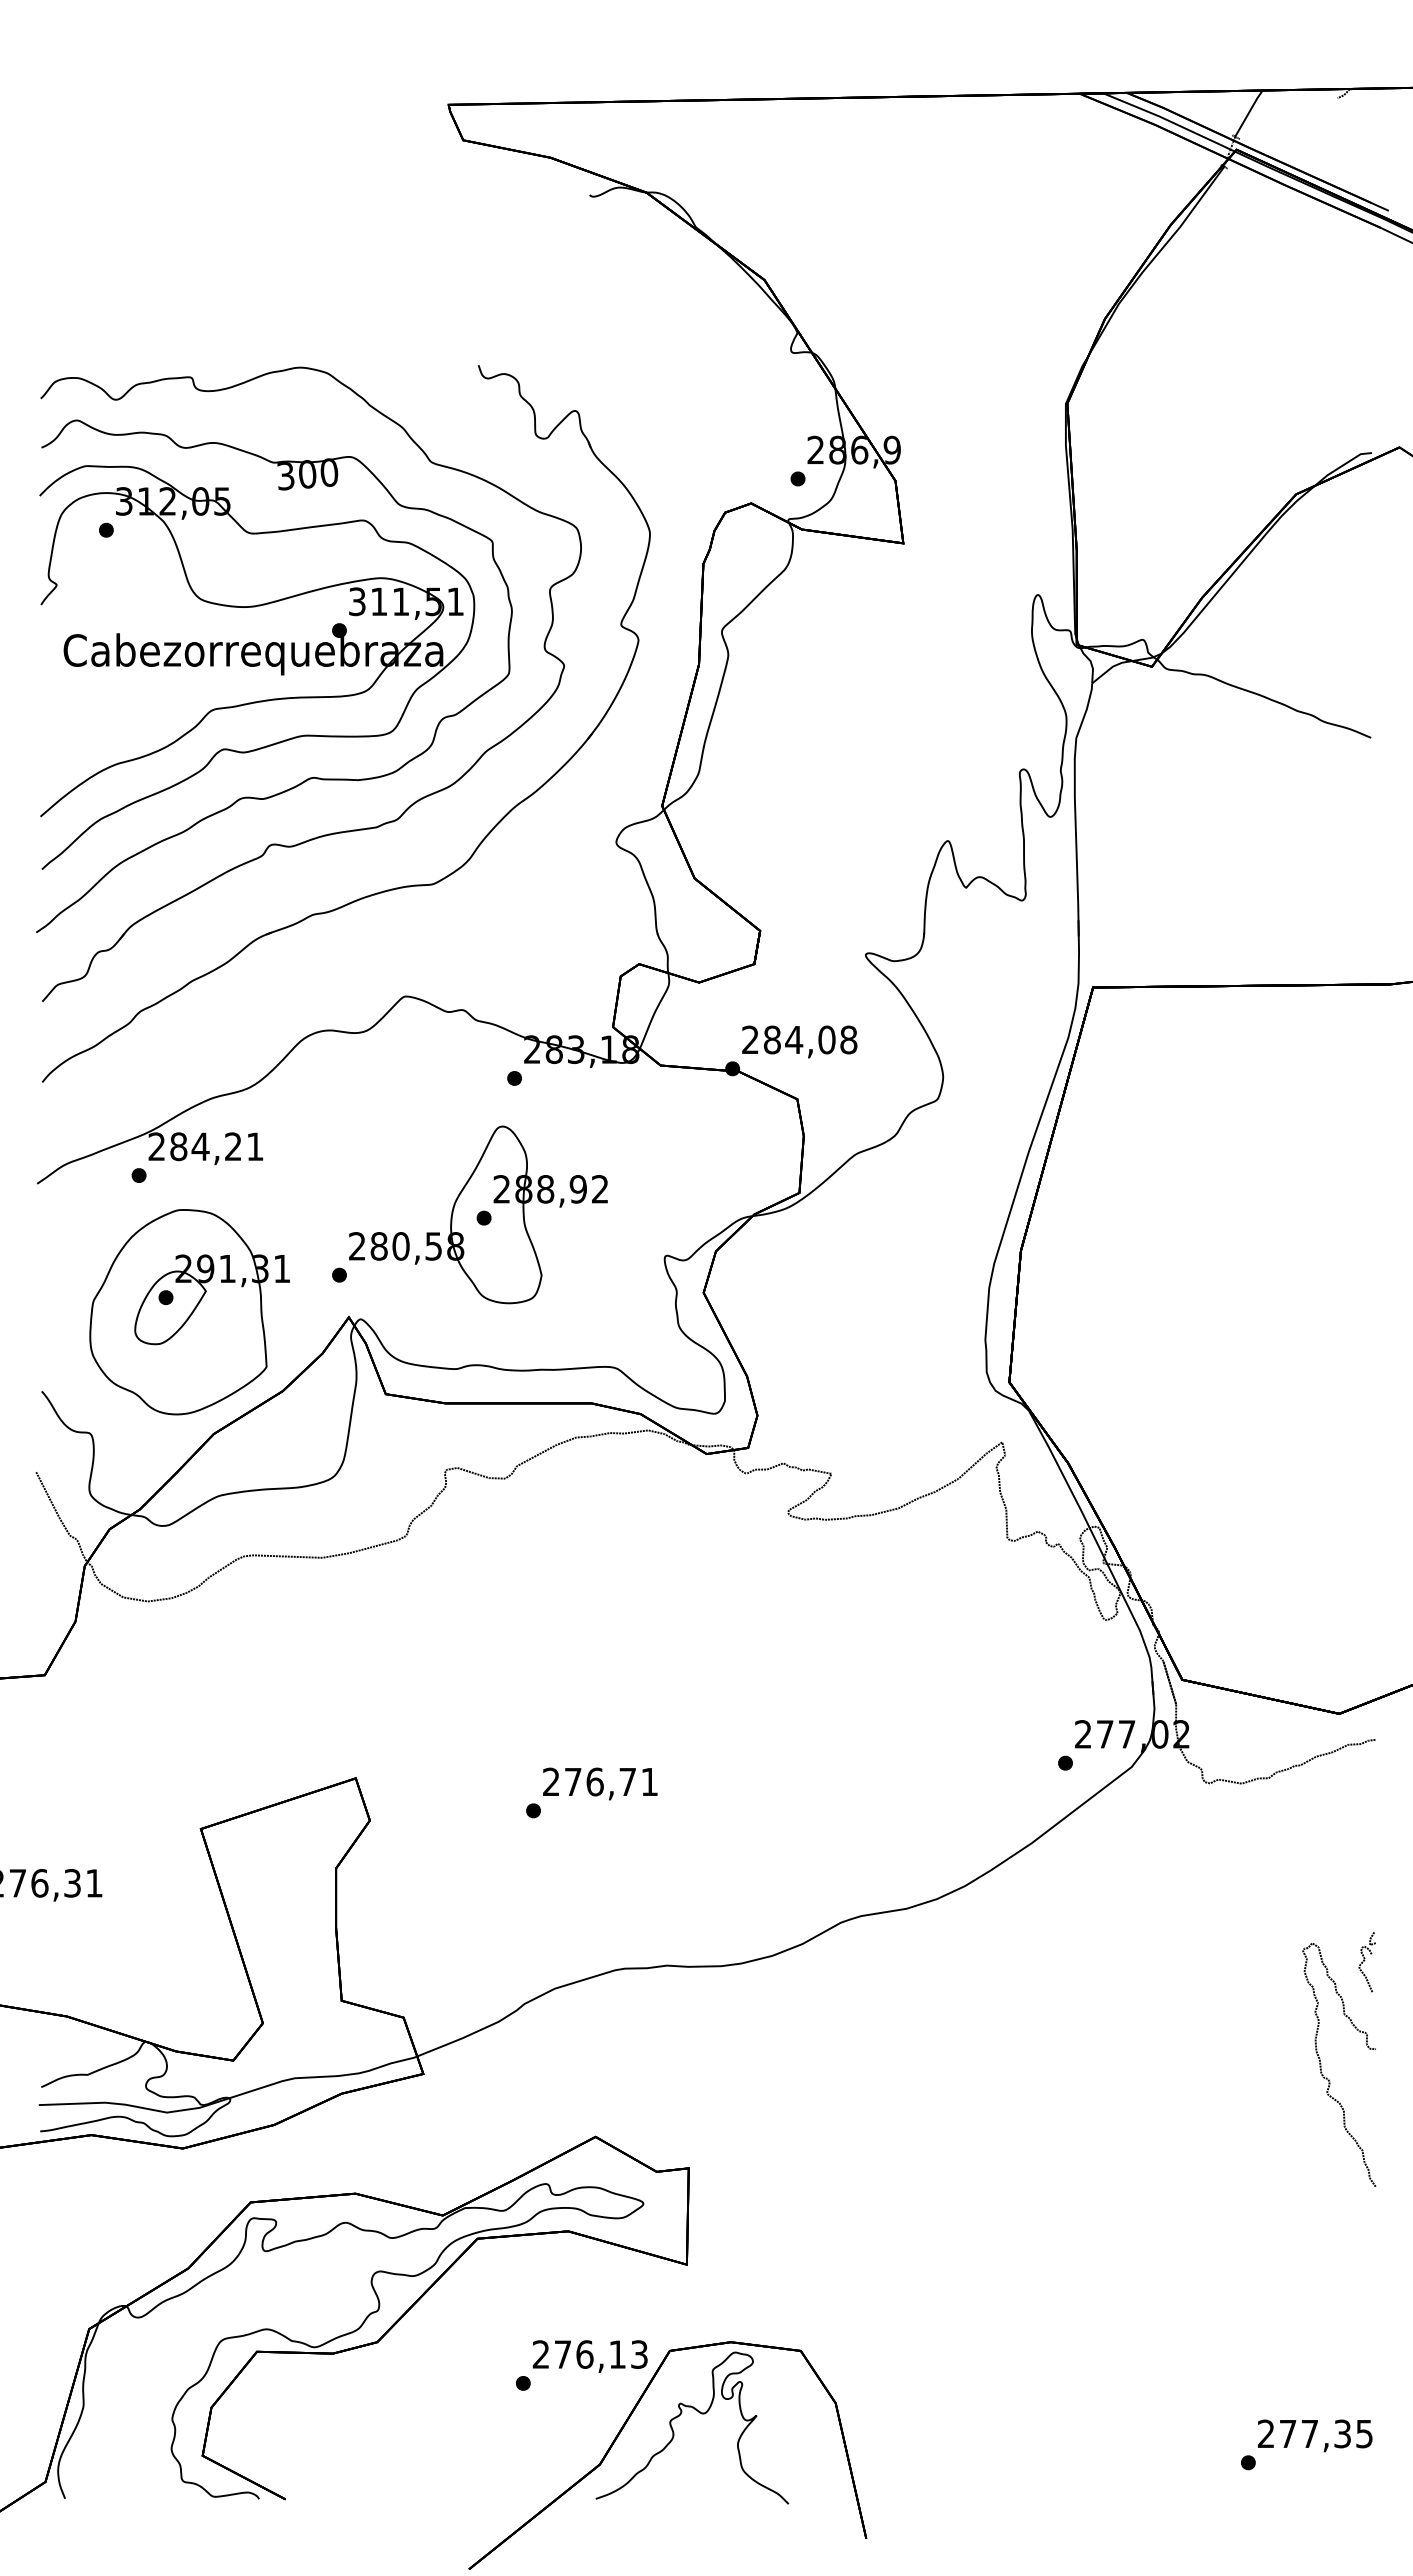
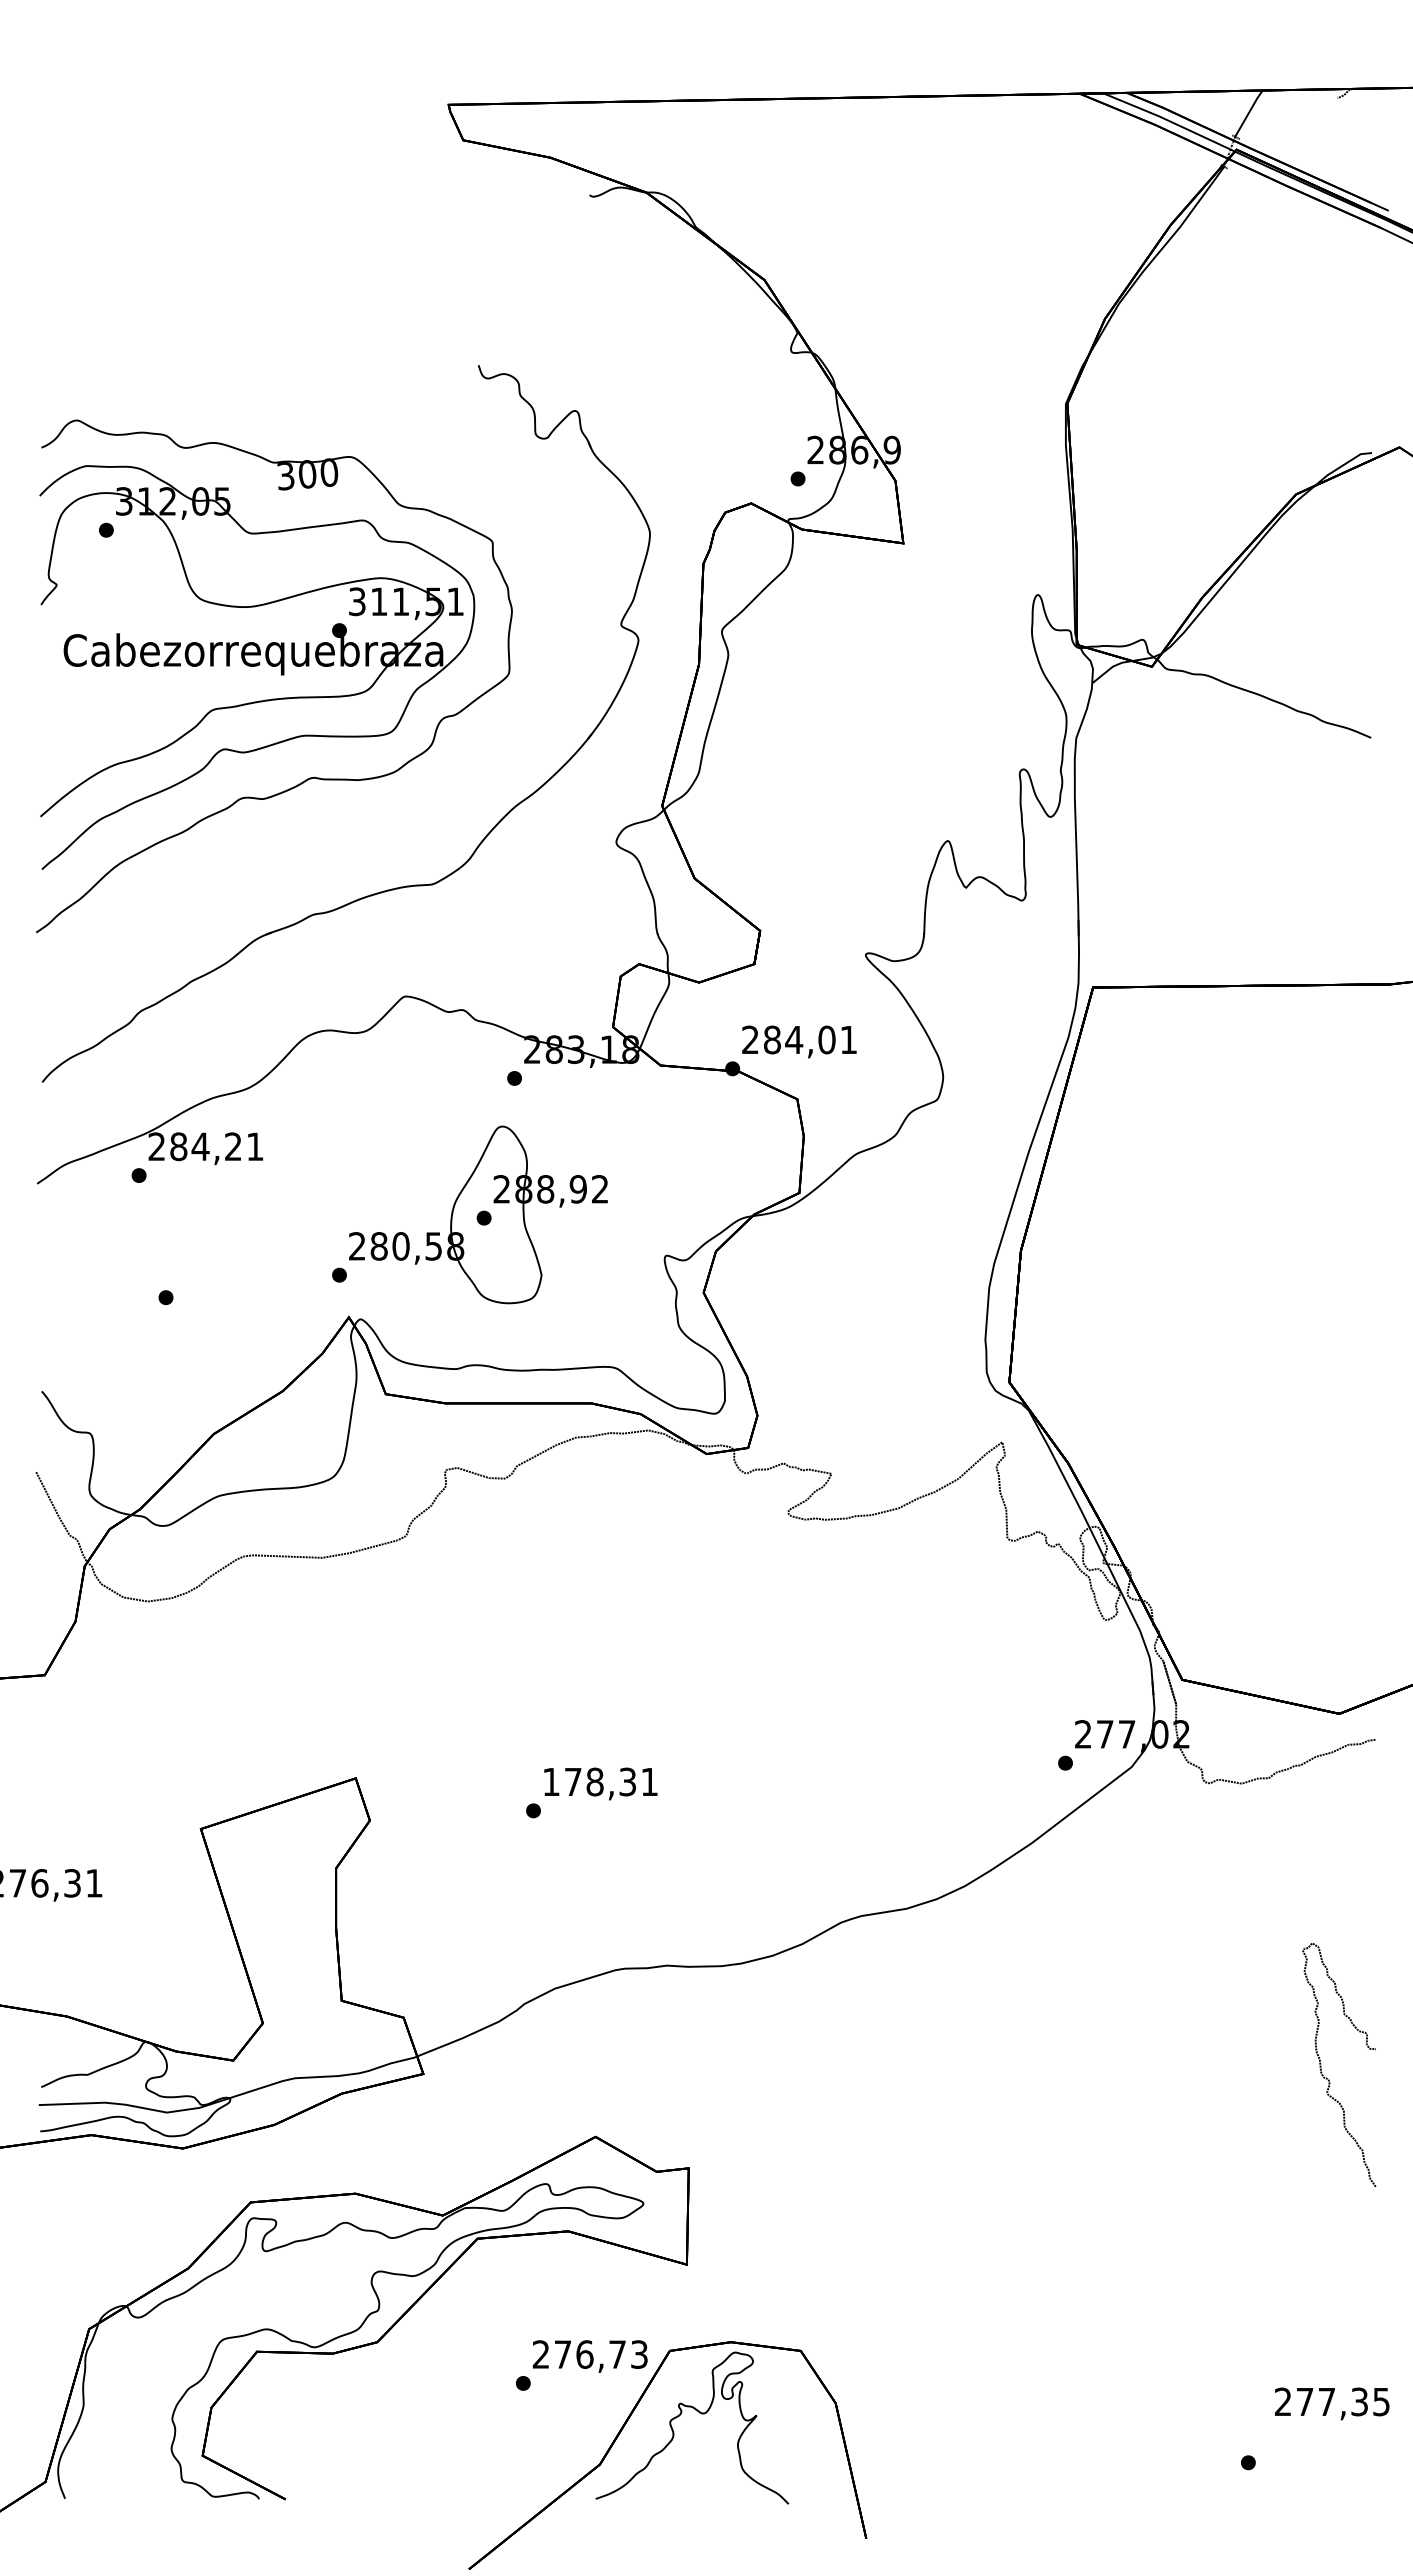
part: present -> none (333, 832)
text: 284,08 -> 284,01 (848, 1039)
part: present -> none (189, 1312)
text: 276,71 -> 178,31 (589, 1781)
part: present -> none (1366, 1962)
text: 276,13 -> 276,73 (617, 2354)
text position: (1315, 2435) -> (1332, 2403) (1332, 2403)
